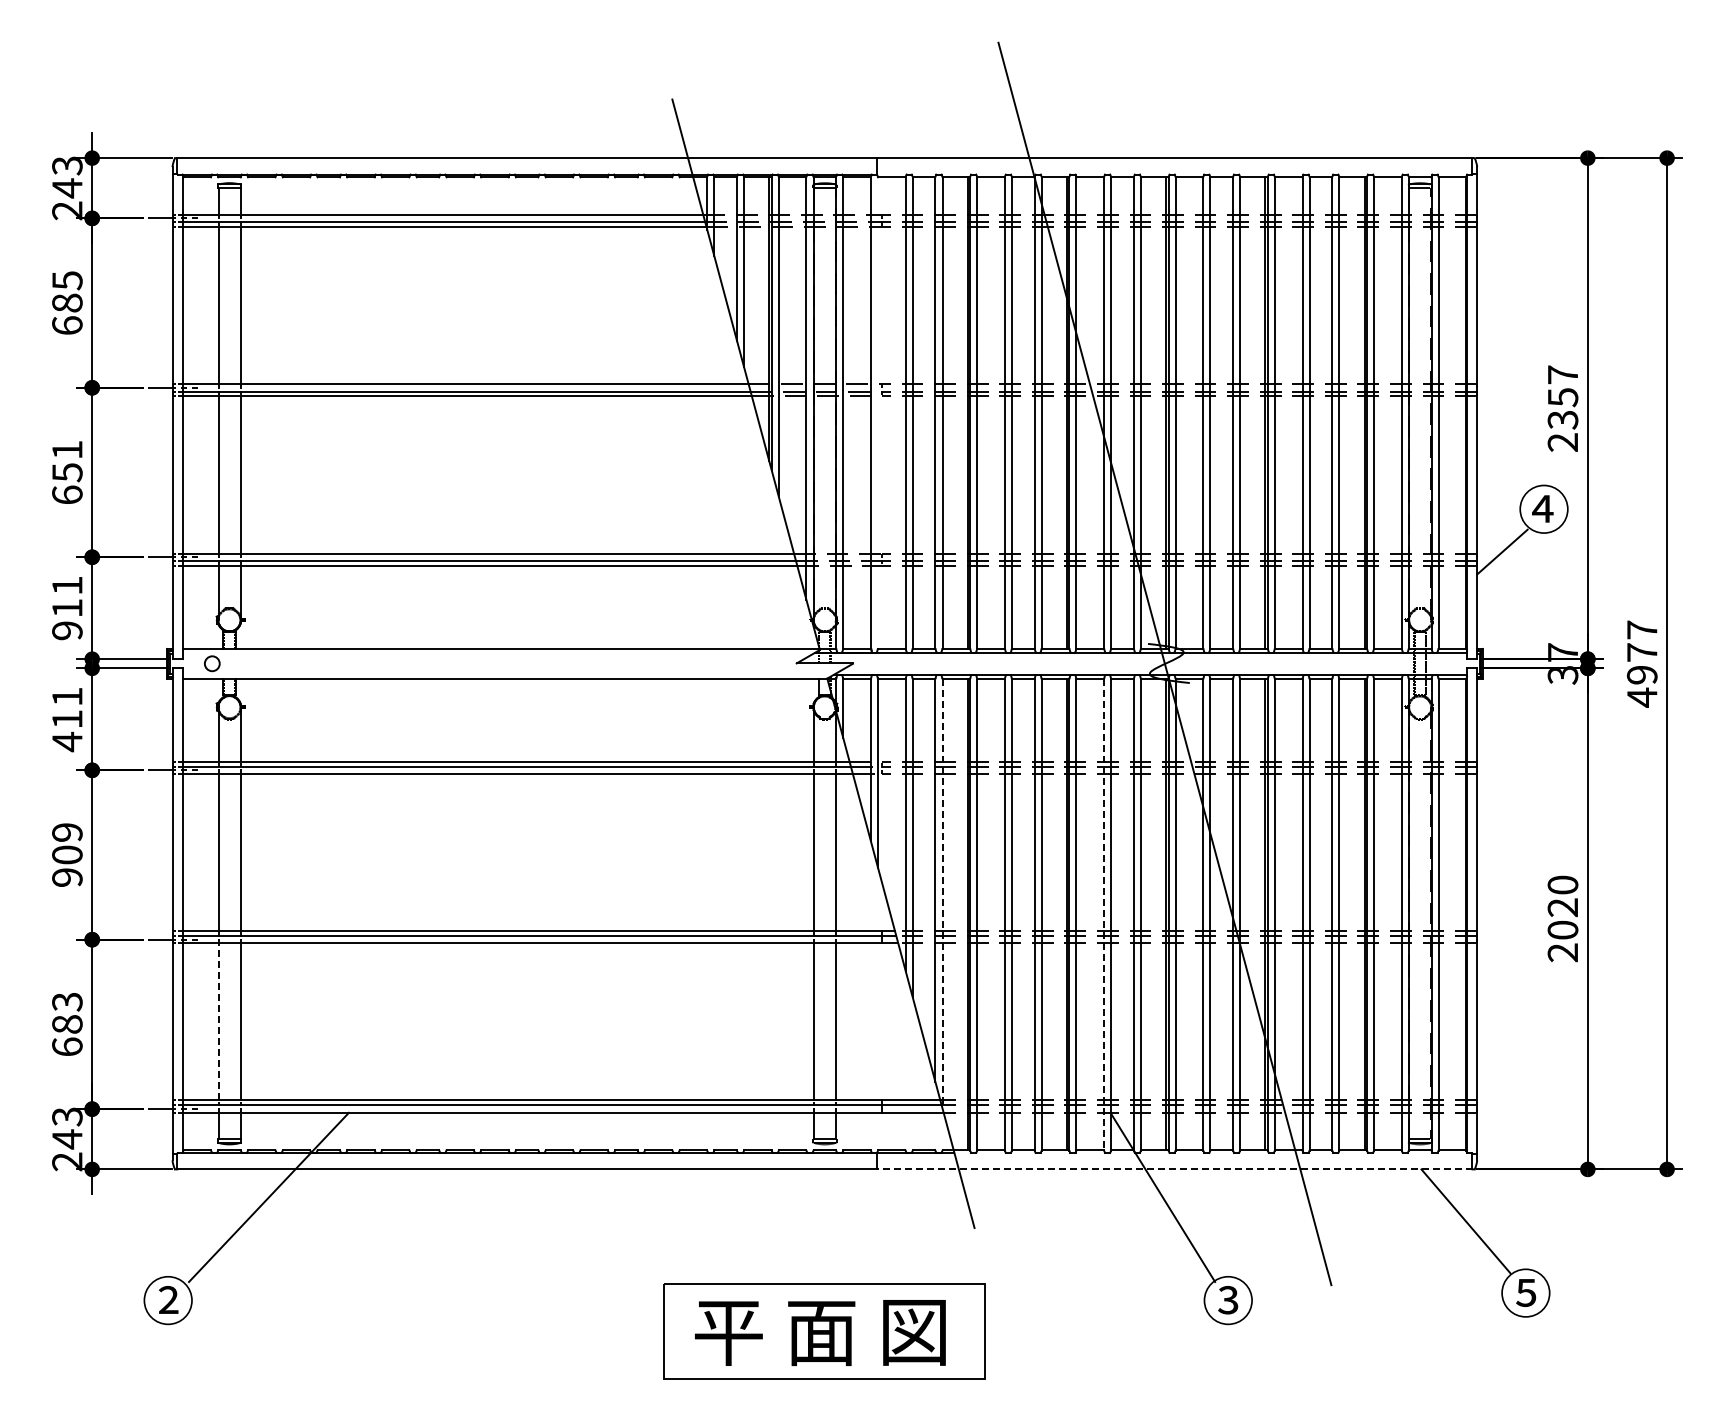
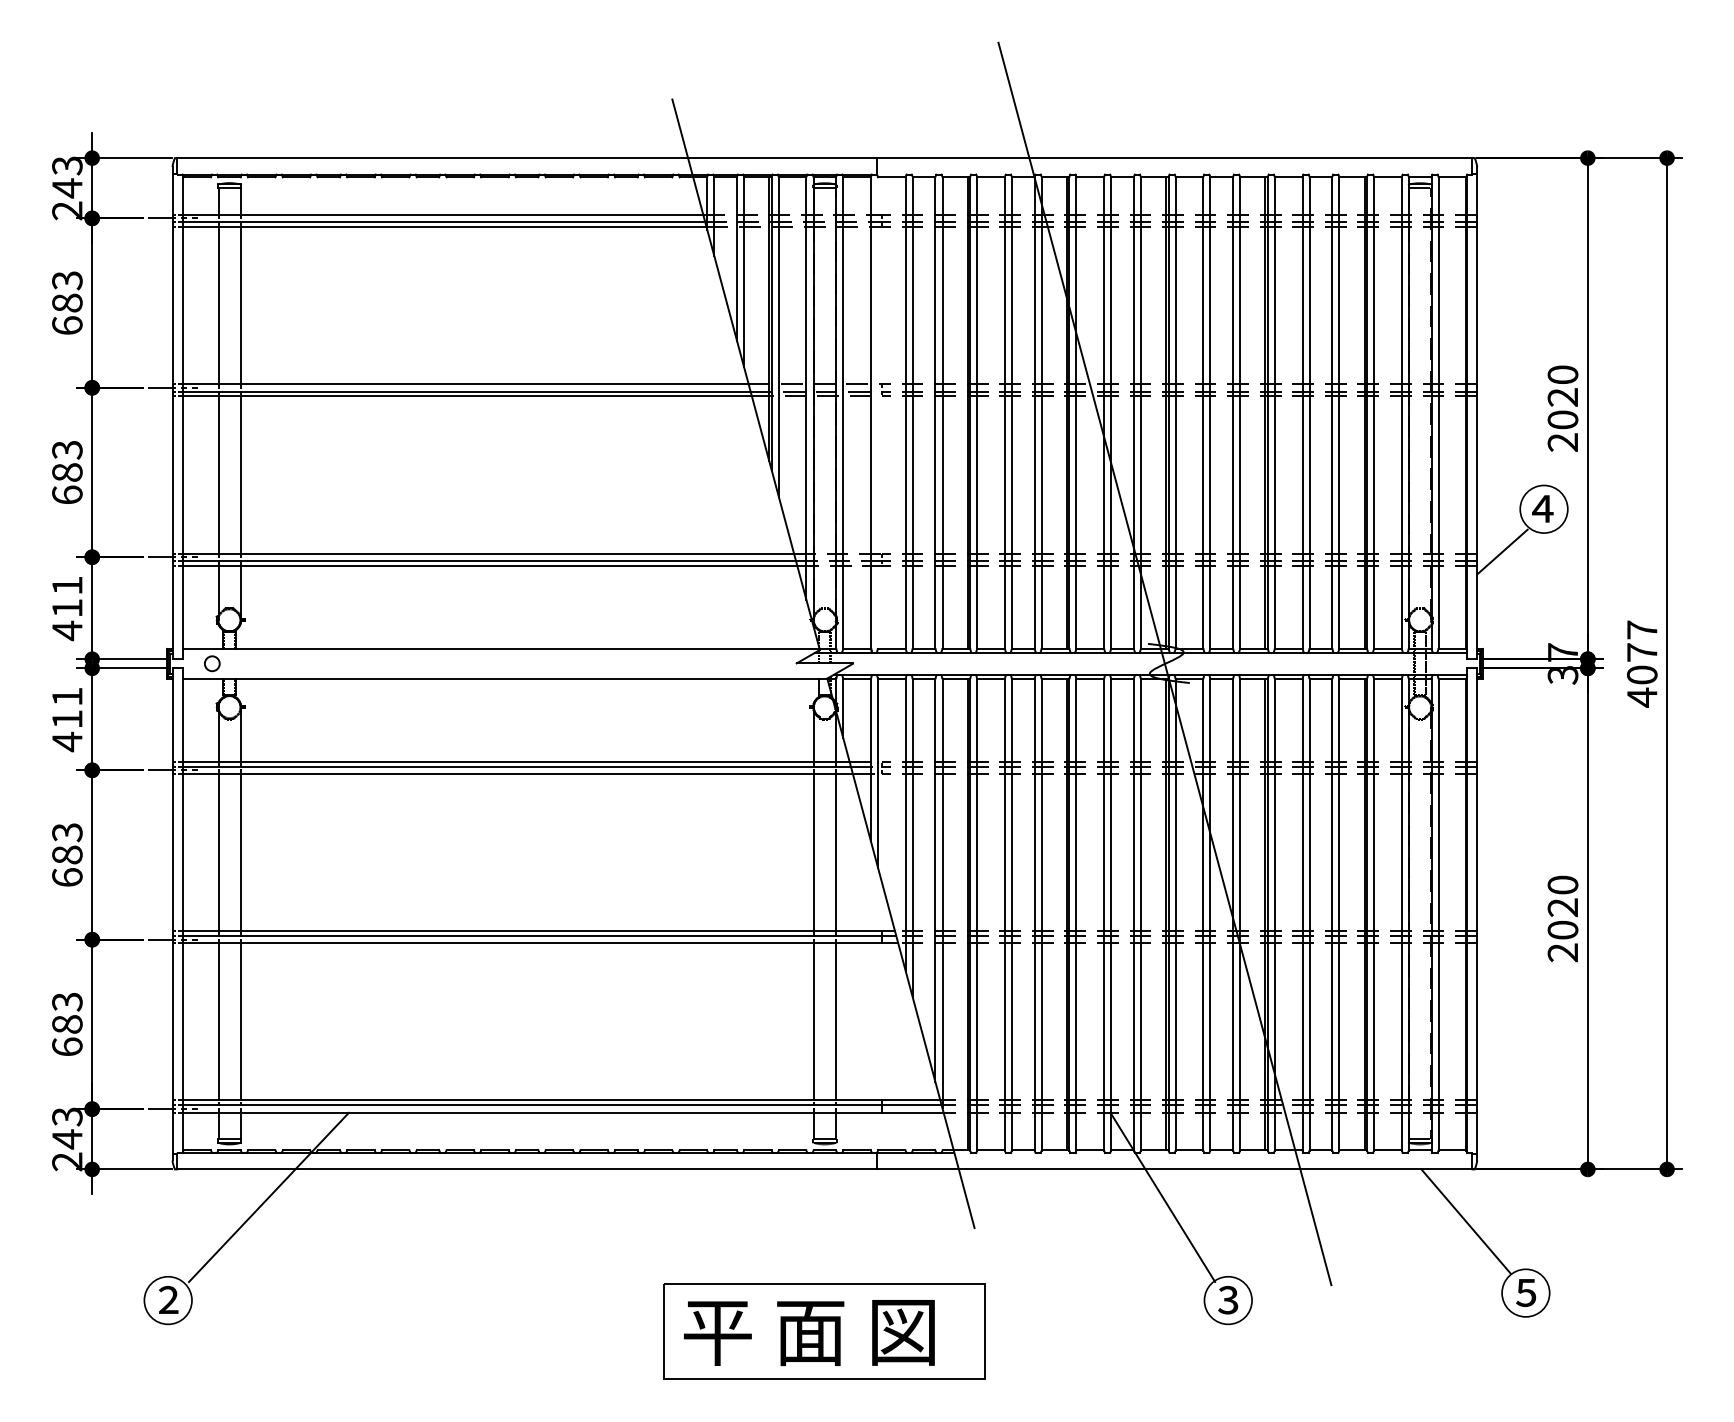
text: 685 -> 683 (67, 280)
text: 2357 -> 2020 (1562, 397)
text: 651 -> 683 (67, 461)
text: 911 -> 411 (67, 630)
text: 4977 -> 4077 (1642, 674)
text: 909 -> 683 (67, 854)
line: dashed -> solid (942, 893)
line: dashed -> solid (1104, 915)
line: dashed -> solid (218, 1021)
line: dashed -> solid (1174, 1169)
text position: (820, 1332) -> (809, 1332) (809, 1332)
